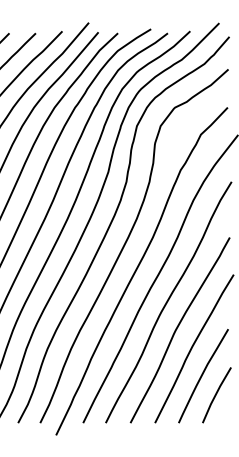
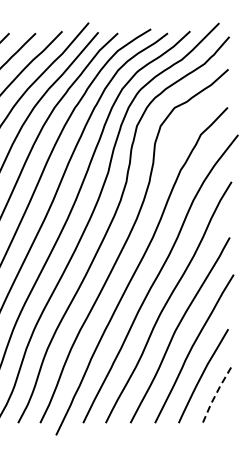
line: solid -> dashed (215, 394)
